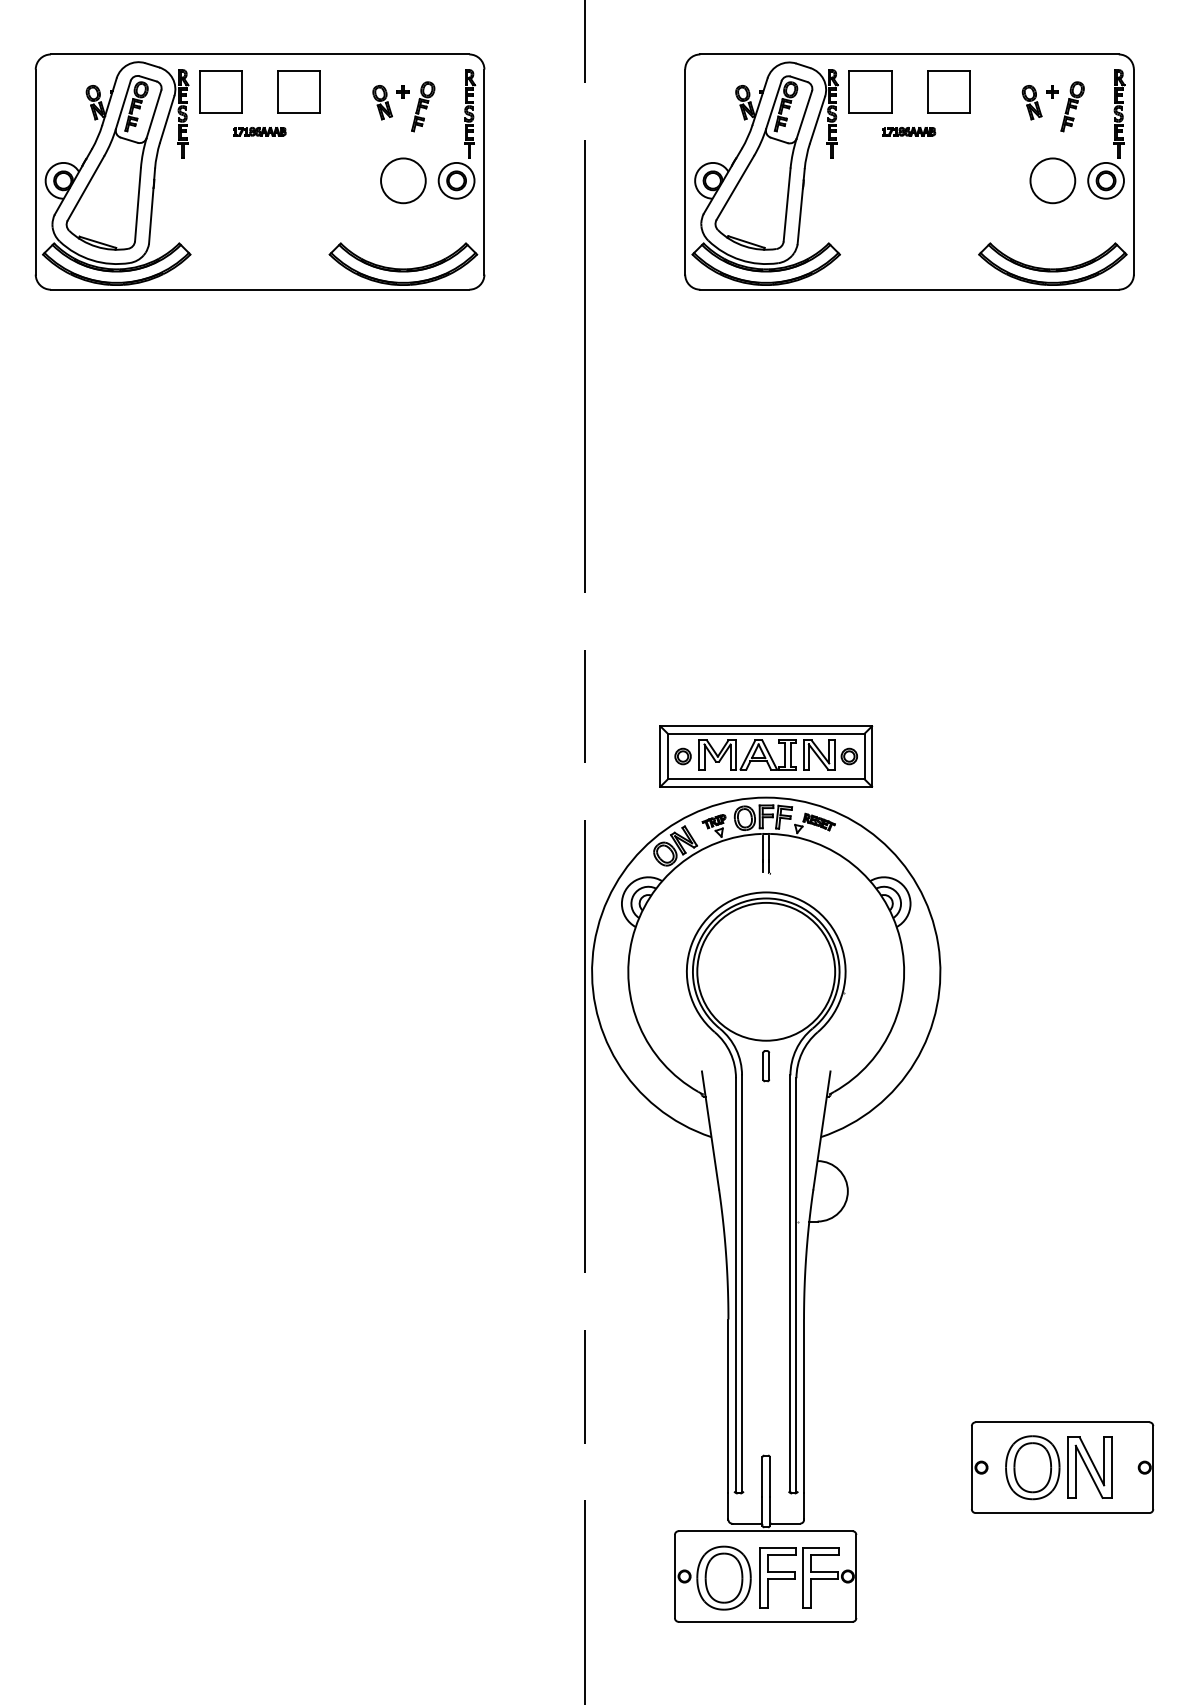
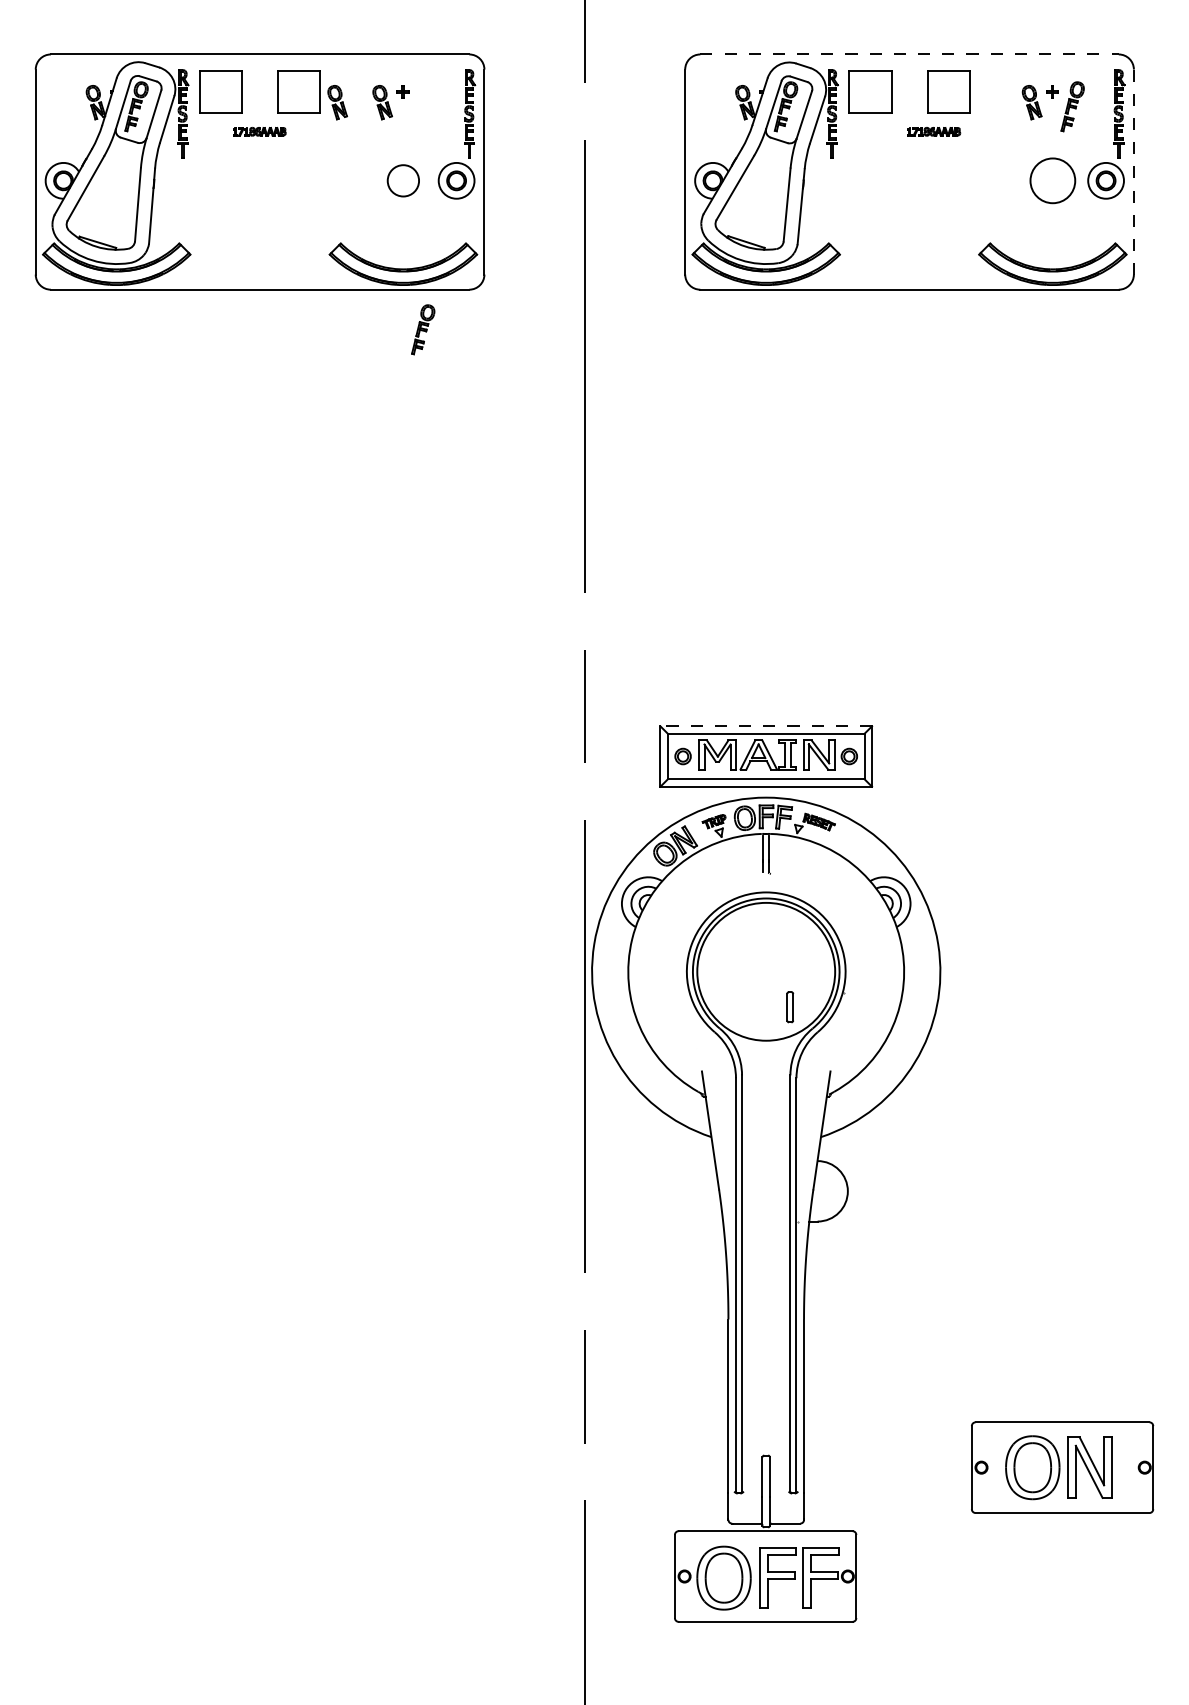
line: solid -> dashed (910, 54)
part: none -> present (337, 102)
part position: (423, 106) -> (423, 329) (423, 329)
part position: (909, 131) -> (934, 131) (934, 131)
line: solid -> dashed (1133, 172)
circle diameter: 45 px -> 31 px (403, 180)
line: solid -> dashed (766, 726)
part position: (766, 1066) -> (790, 1007) (790, 1007)
